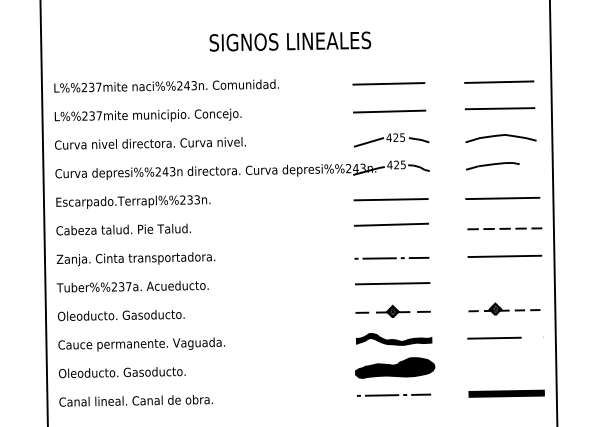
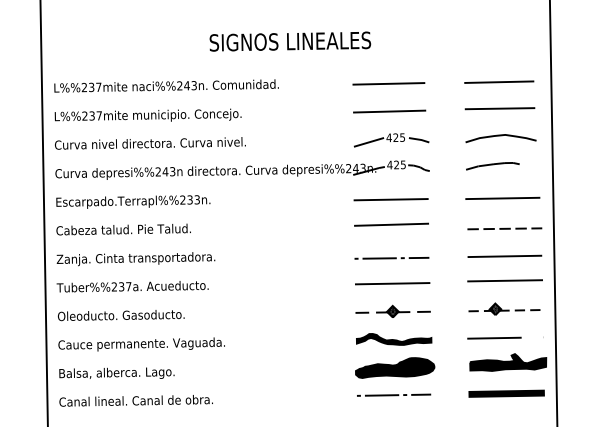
line: none -> present (505, 280)
part: none -> present (508, 362)
text: Oleoducto. Gasoducto. -> Balsa, alberca. Lago. (121, 372)
